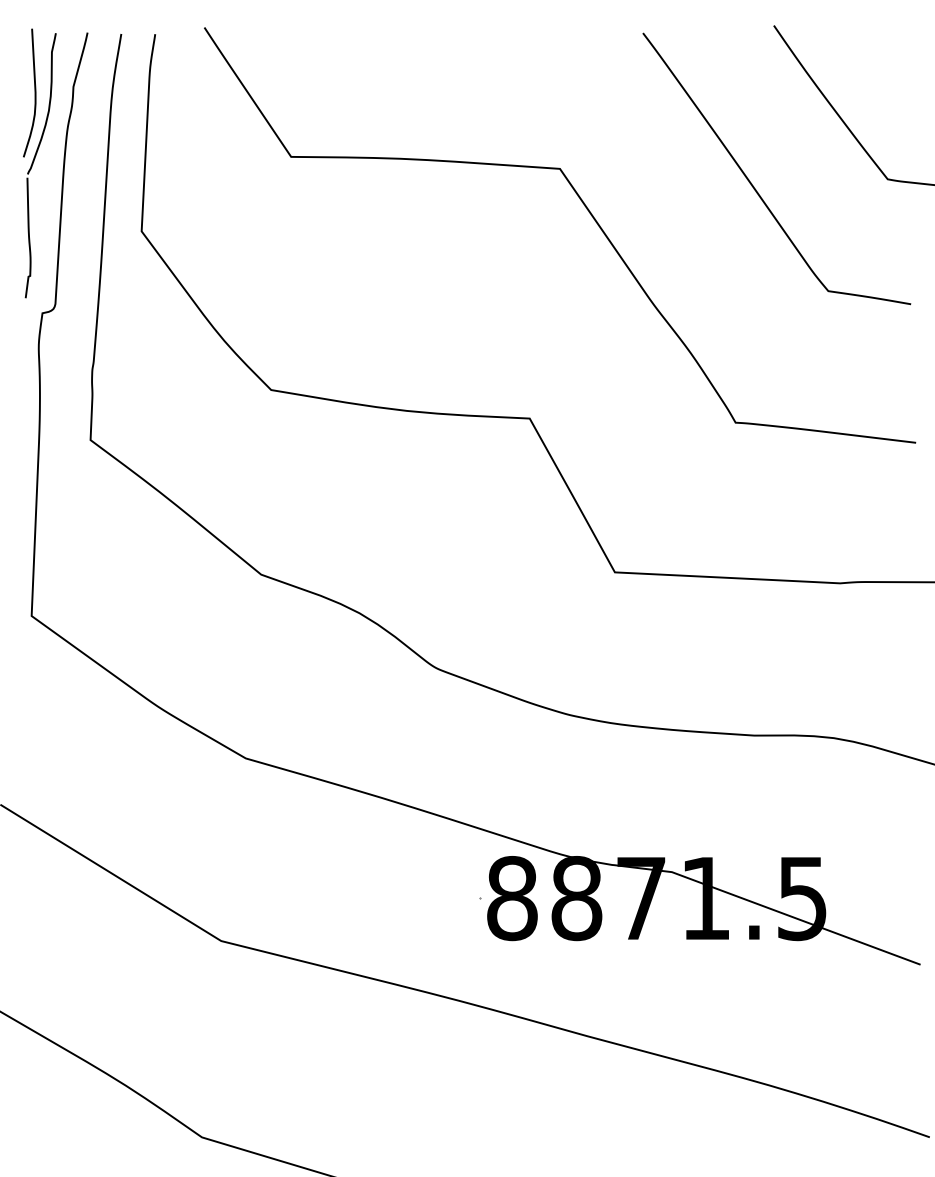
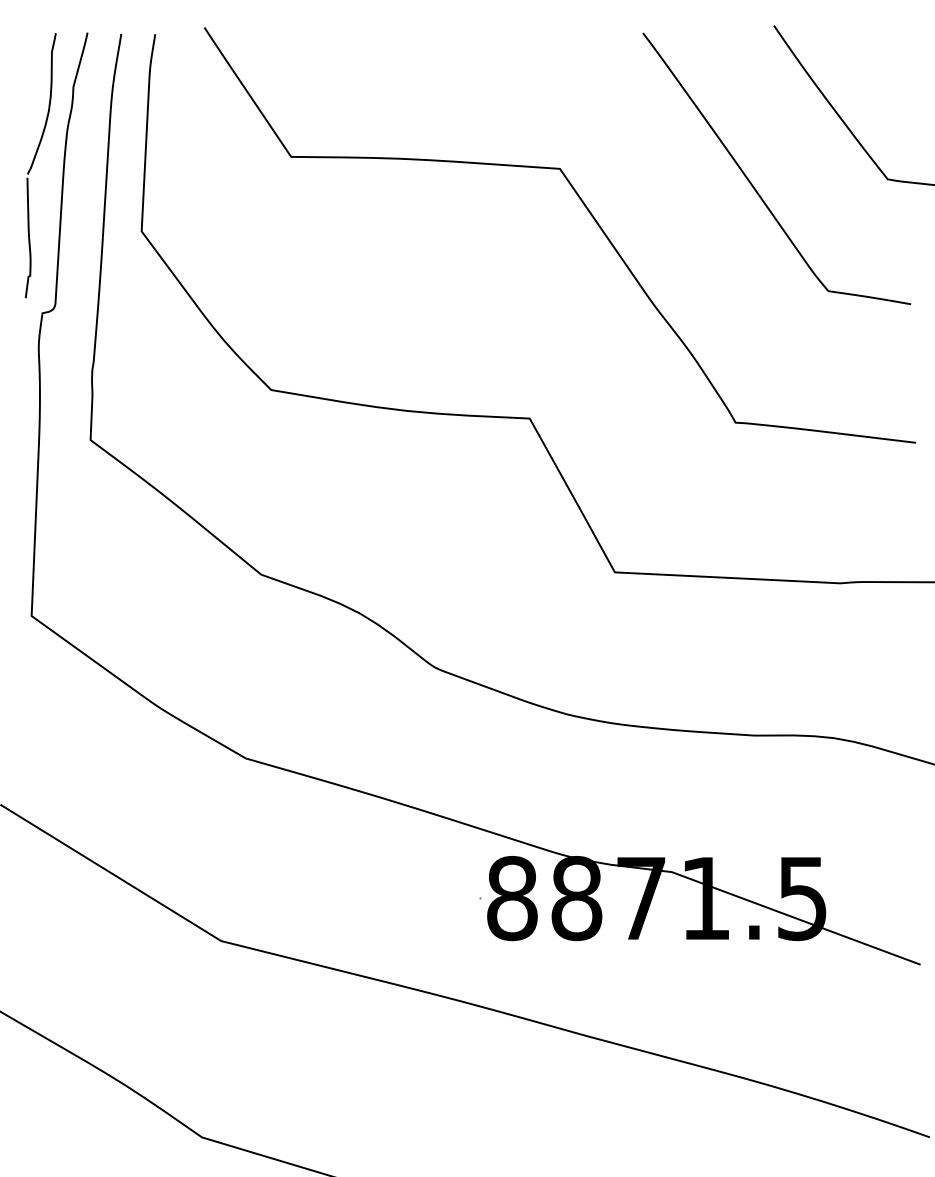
curve: present -> none (34, 92)
